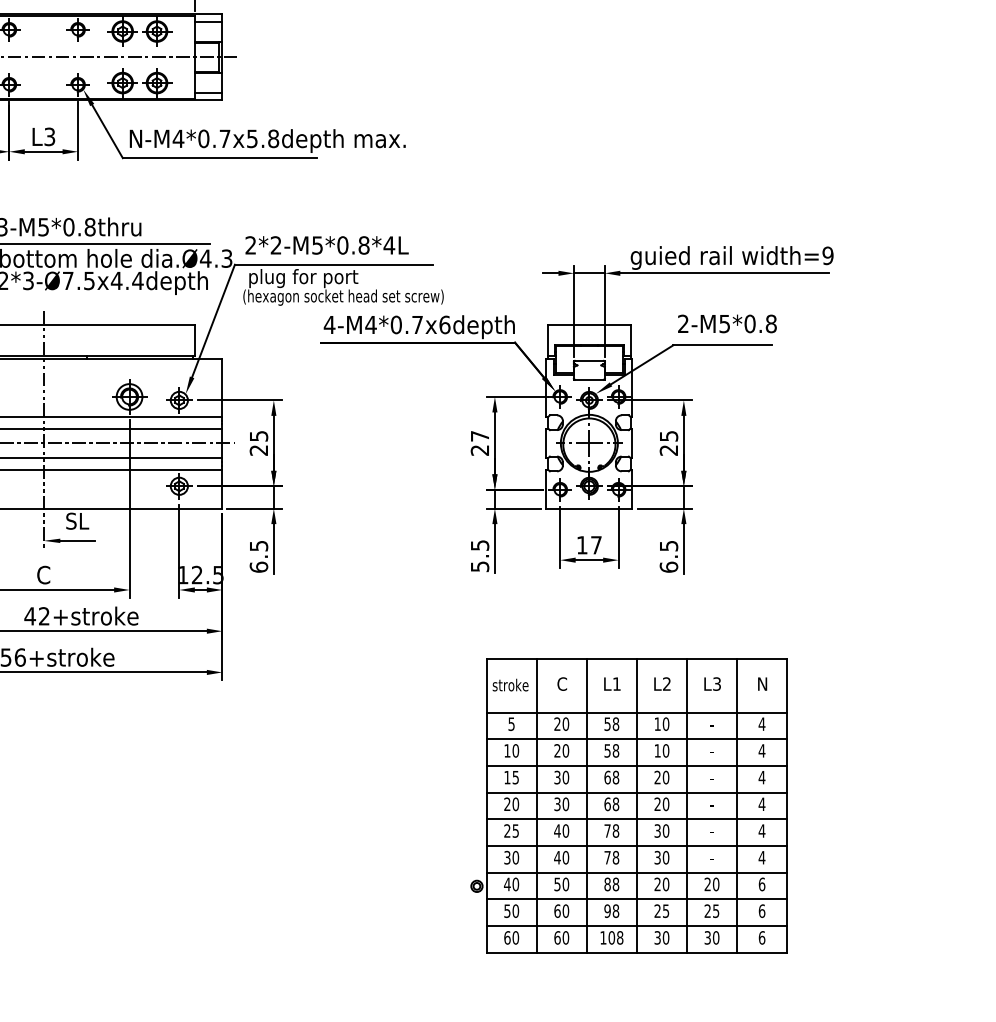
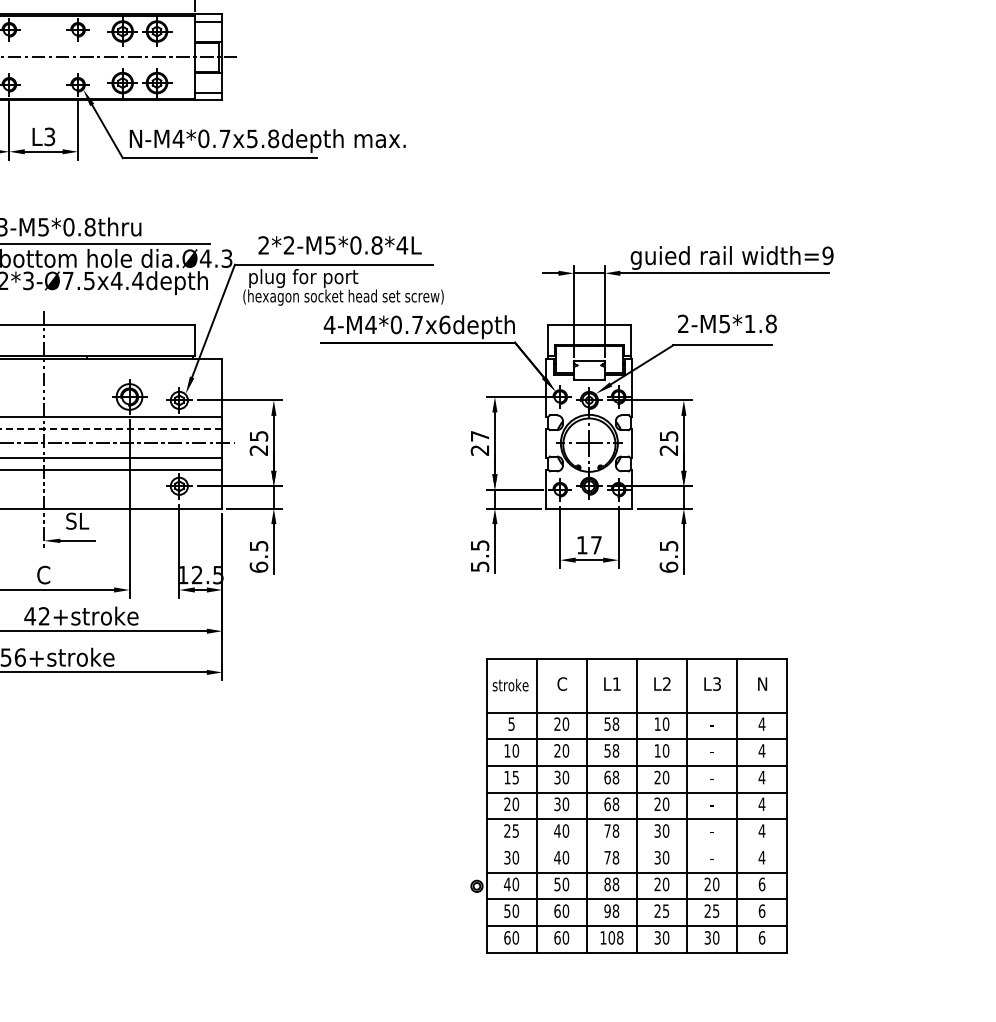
text position: (326, 245) -> (339, 245) (339, 245)
text: 2-M5*0.8 -> 2-M5*1.8 (749, 323)
line: solid -> dashed (111, 428)
line: present -> none (636, 846)
